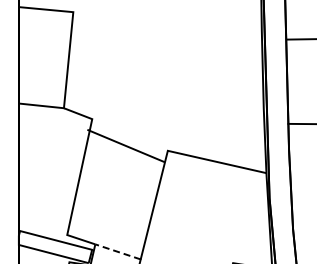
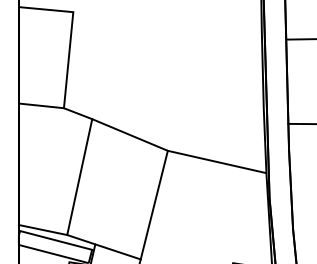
line position: (125, 145) -> (129, 134) (129, 134)
line: none -> present (42, 230)
line: dashed -> solid (118, 251)
